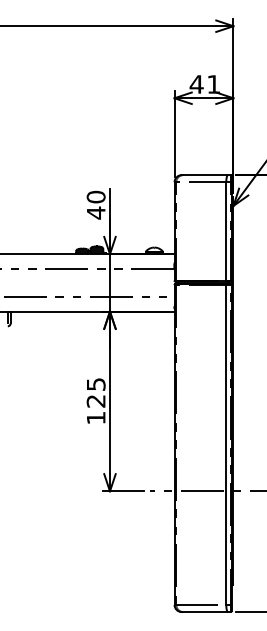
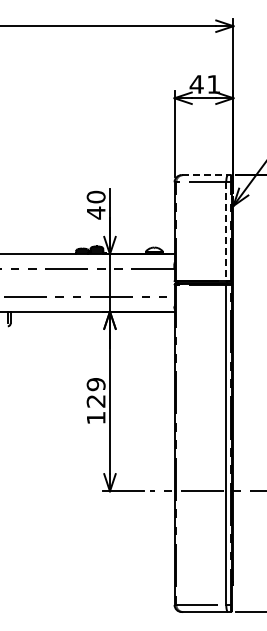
line: solid -> dashed (206, 175)
line: solid -> dashed (226, 232)
text: 125 -> 129 (95, 384)
